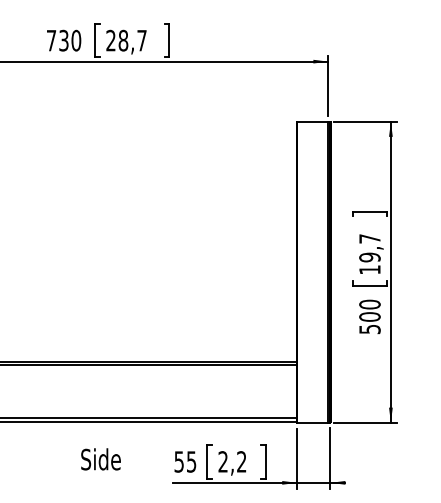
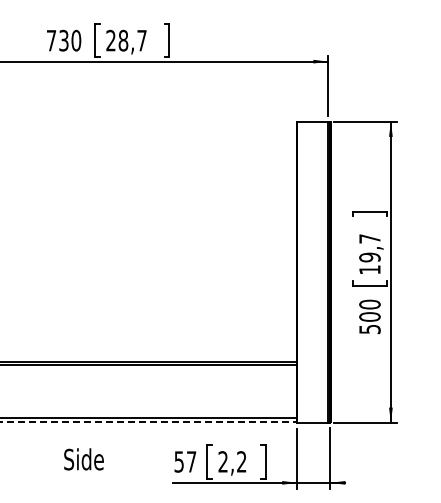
line: solid -> dashed (148, 422)
text position: (100, 459) -> (83, 459) (83, 459)
text: 55 -> 57 (191, 461)
